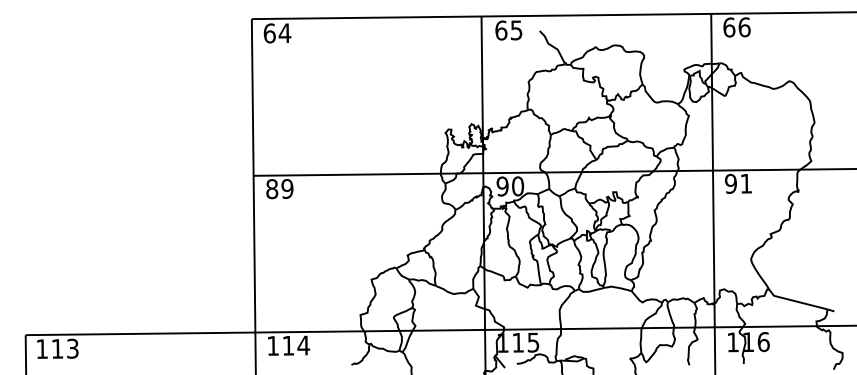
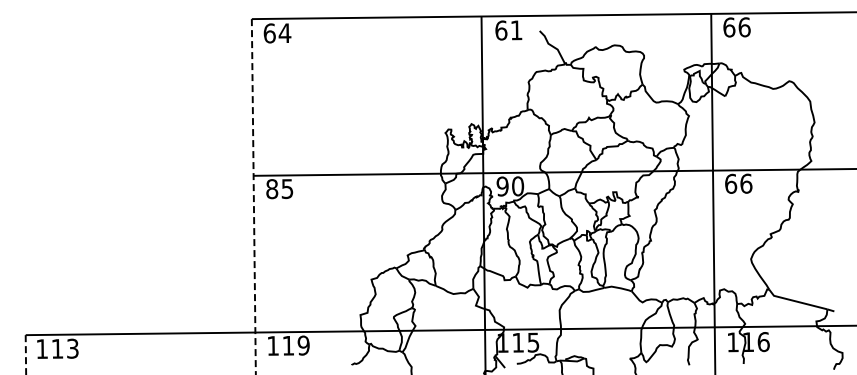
text: 65 -> 61 (516, 30)
text: 91 -> 66 (738, 183)
text: 89 -> 85 (287, 188)
line: solid -> dashed (253, 197)
text: 114 -> 119 (303, 345)
line: solid -> dashed (25, 355)
